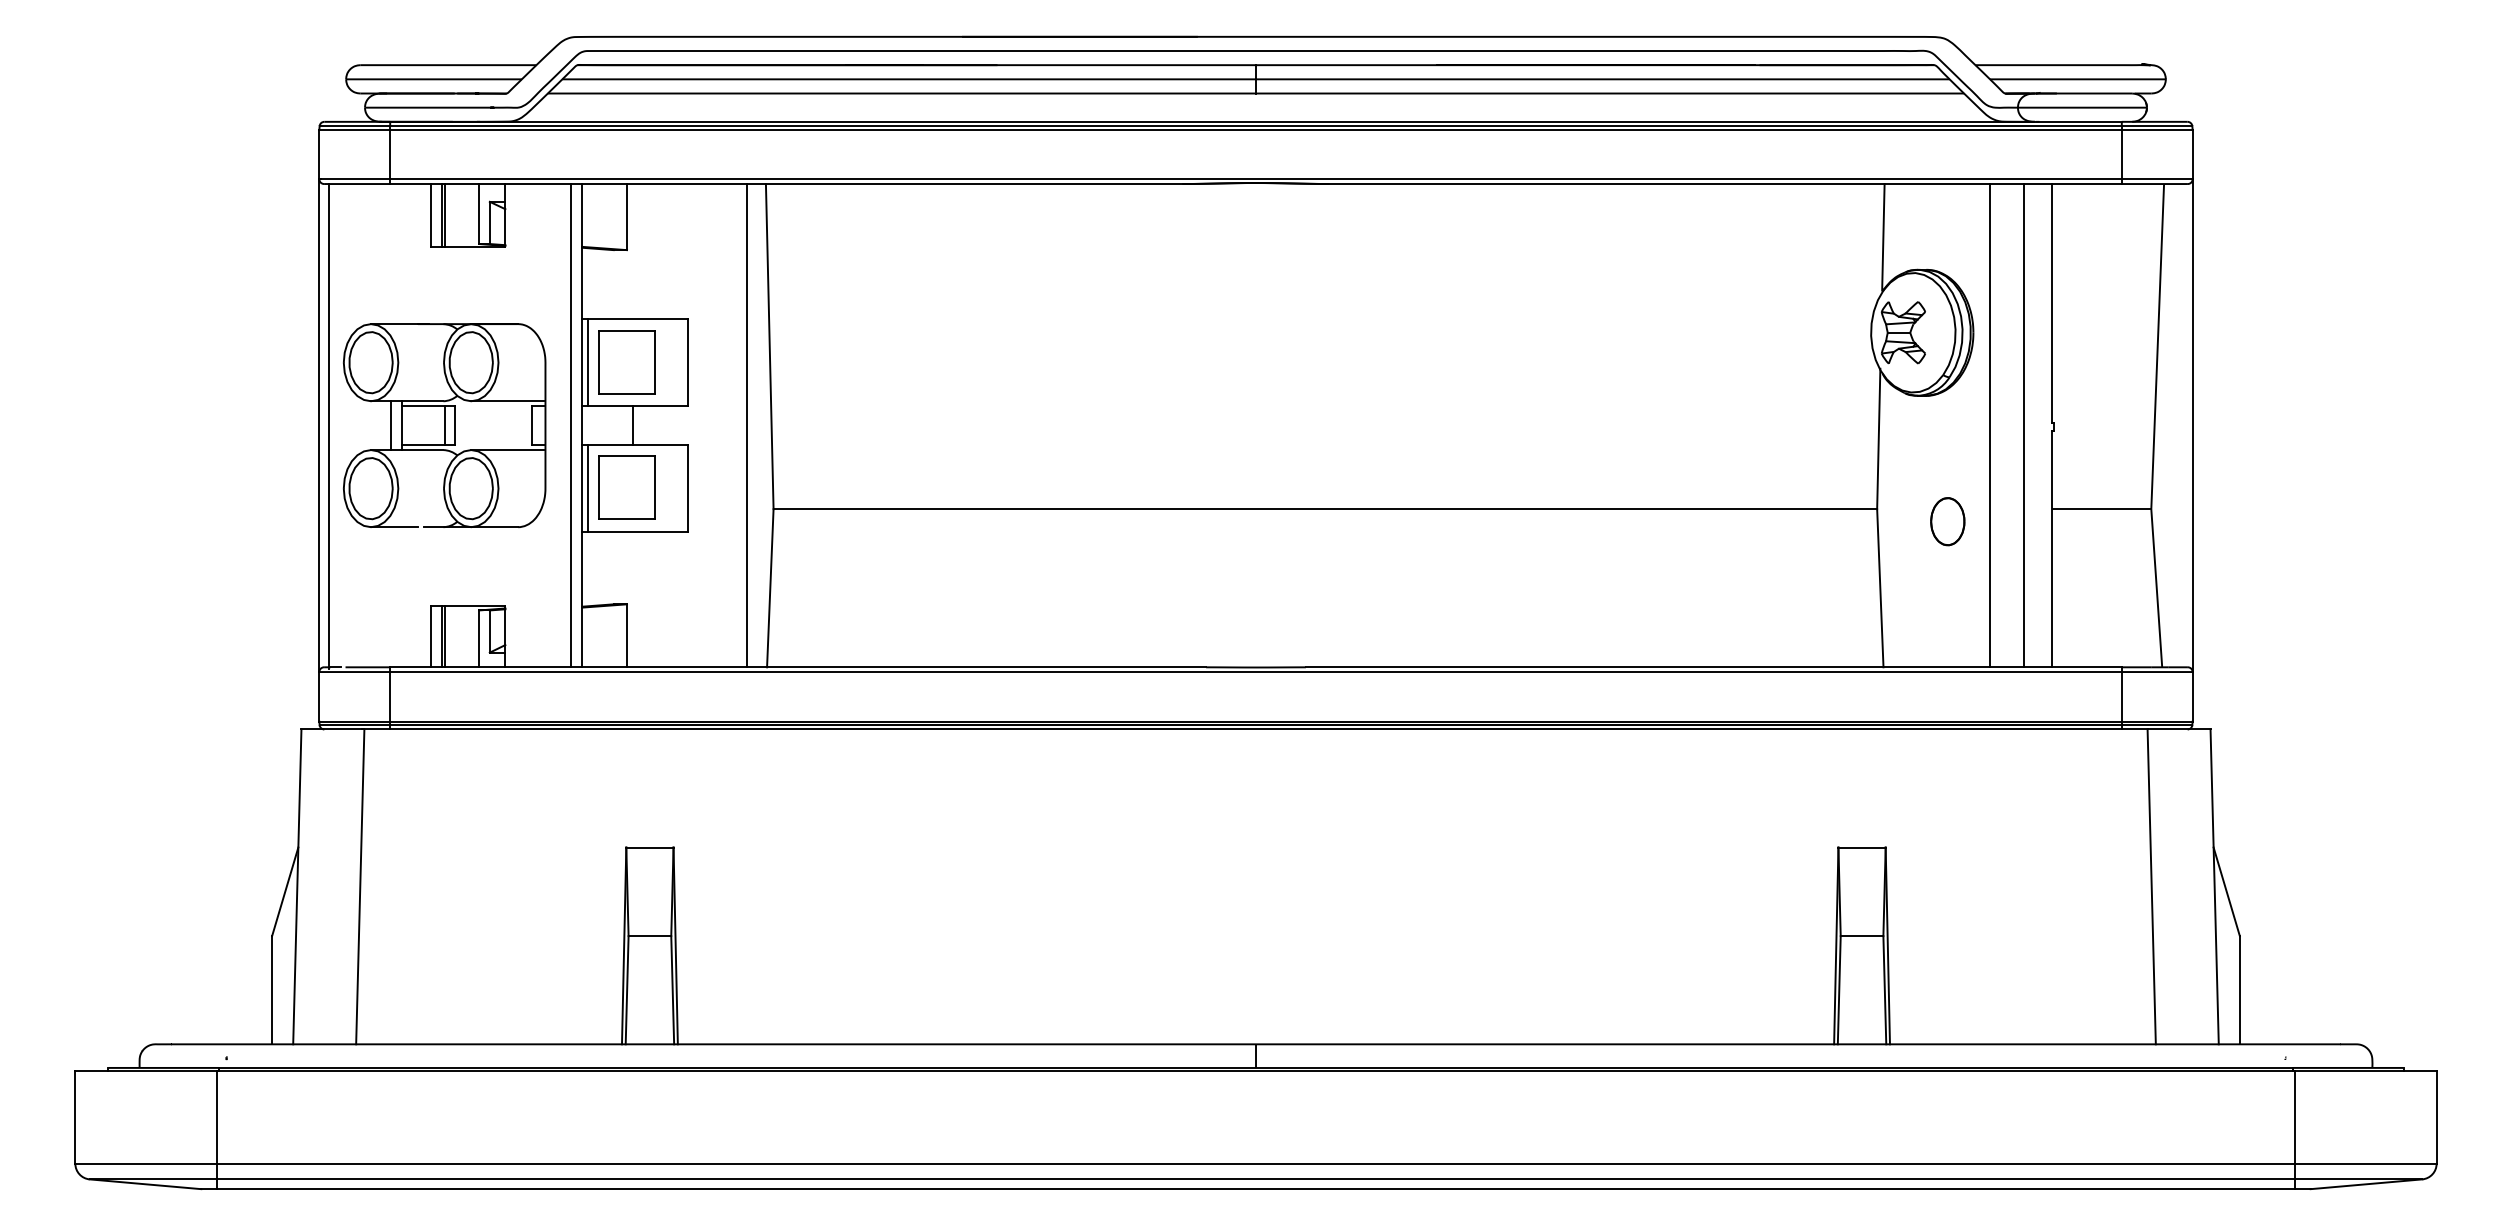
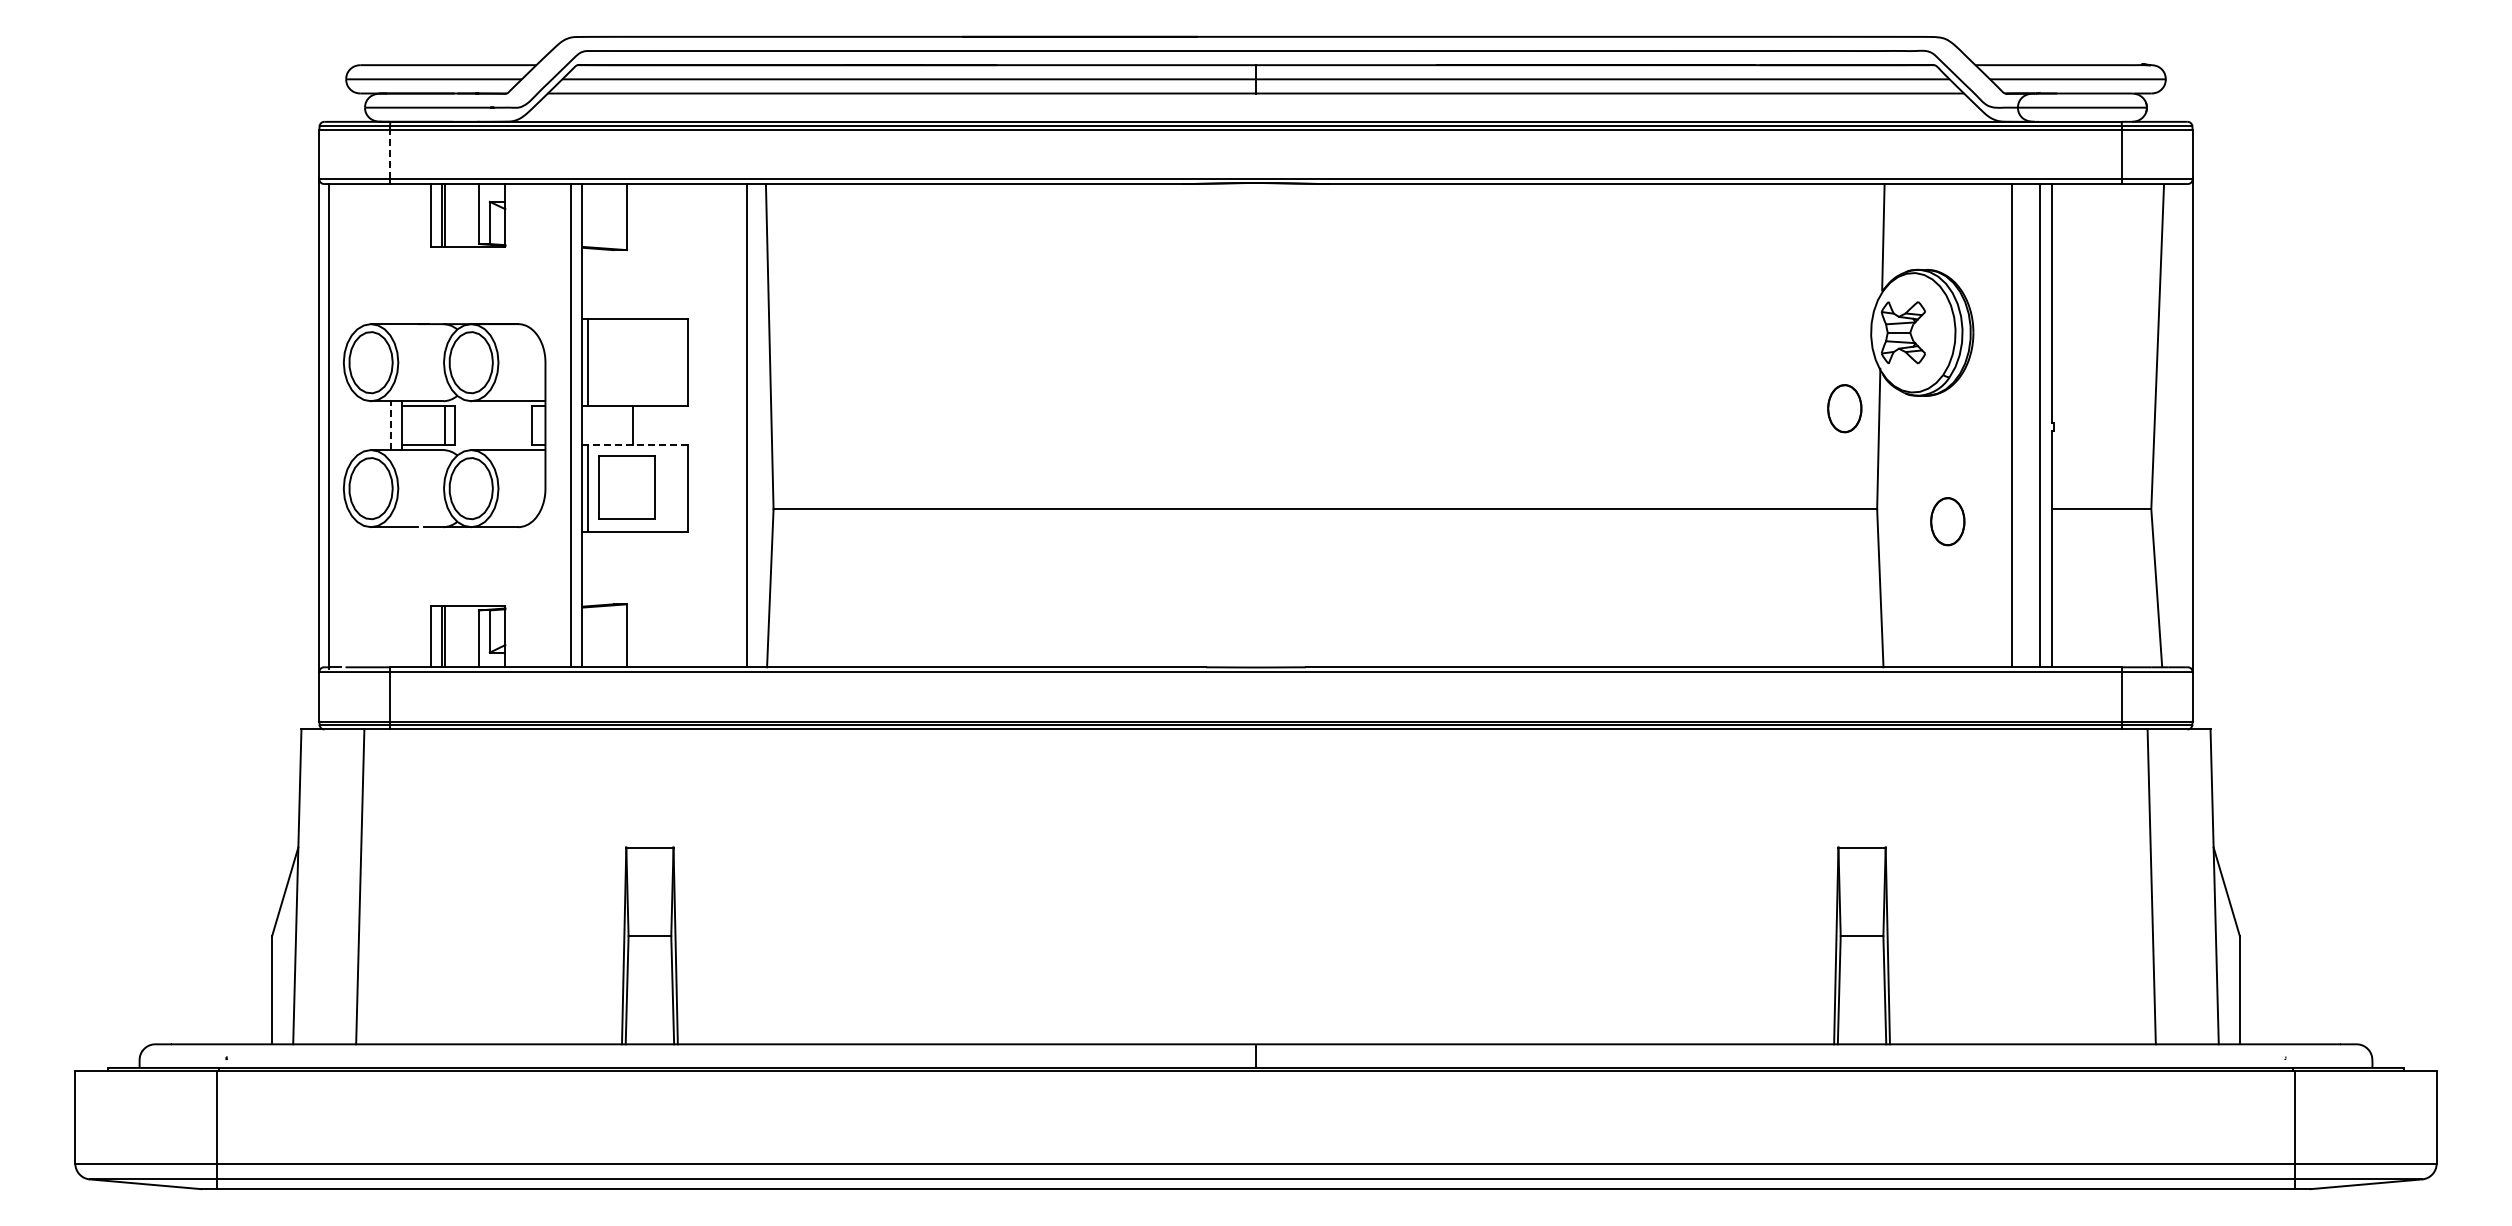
line: solid -> dashed (390, 154)
part: present -> none (626, 362)
part: none -> present (1844, 408)
line: solid -> dashed (390, 425)
line position: (1989, 425) -> (2011, 425) (2011, 425)
line position: (2024, 425) -> (2040, 425) (2040, 425)
line: solid -> dashed (637, 445)
